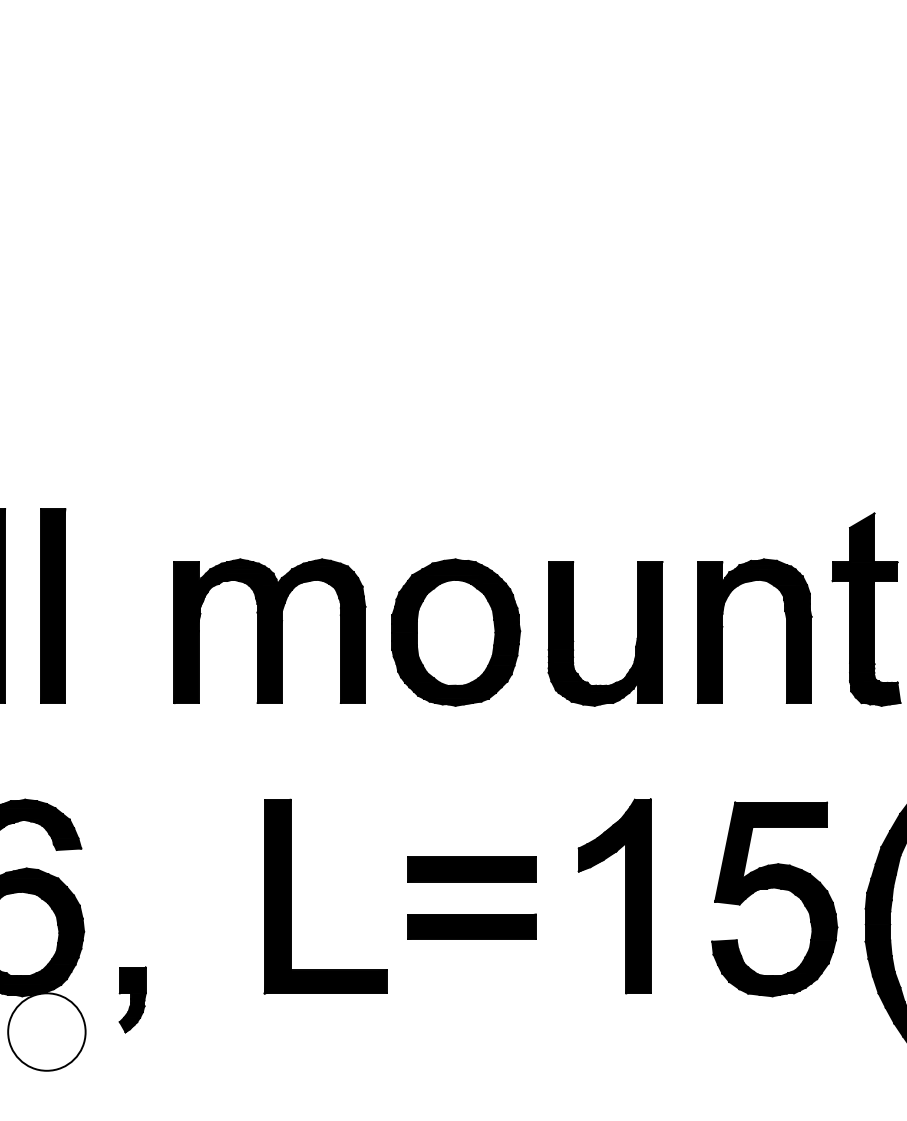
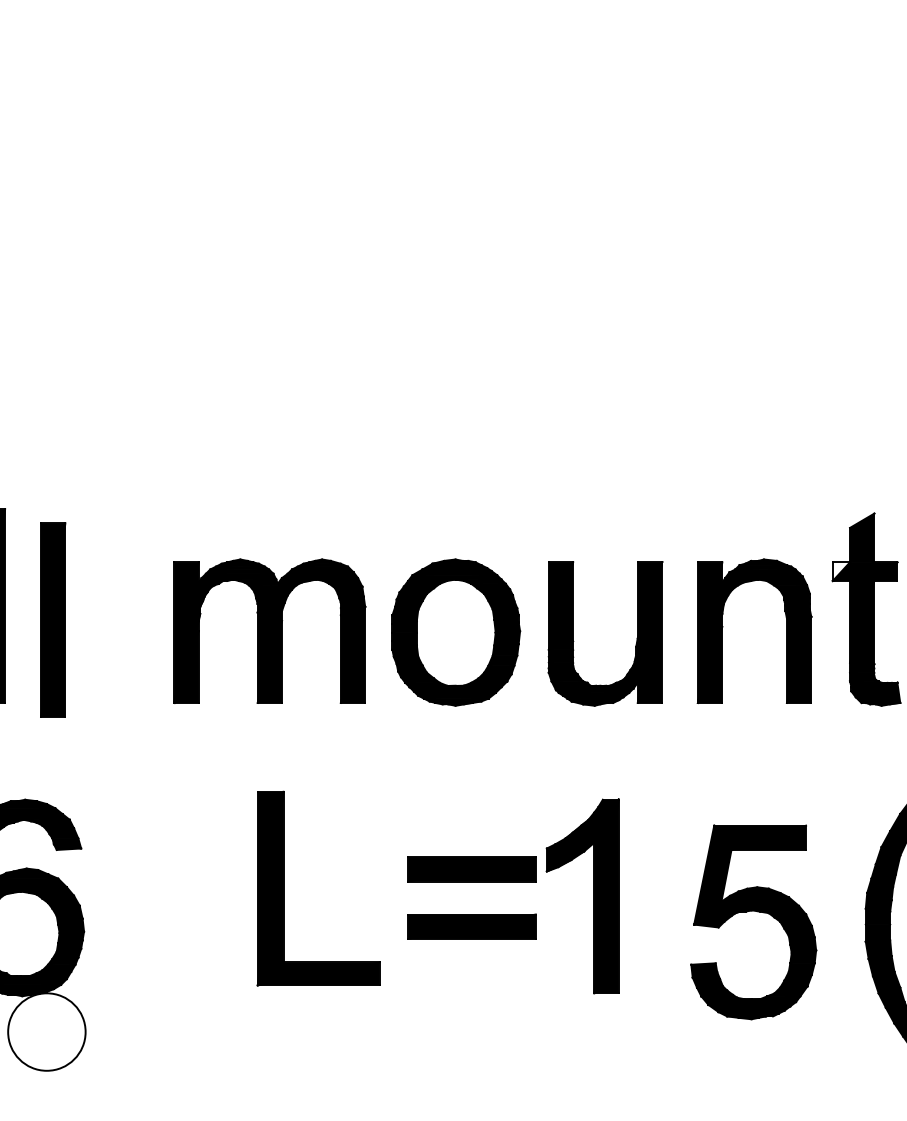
fill: present -> none (841, 571)
part position: (53, 605) -> (53, 619) (53, 619)
part position: (778, 889) -> (757, 912) (757, 912)
part position: (291, 896) -> (284, 888) (284, 888)
part position: (625, 896) -> (593, 896) (593, 896)
part: present -> none (132, 999)
